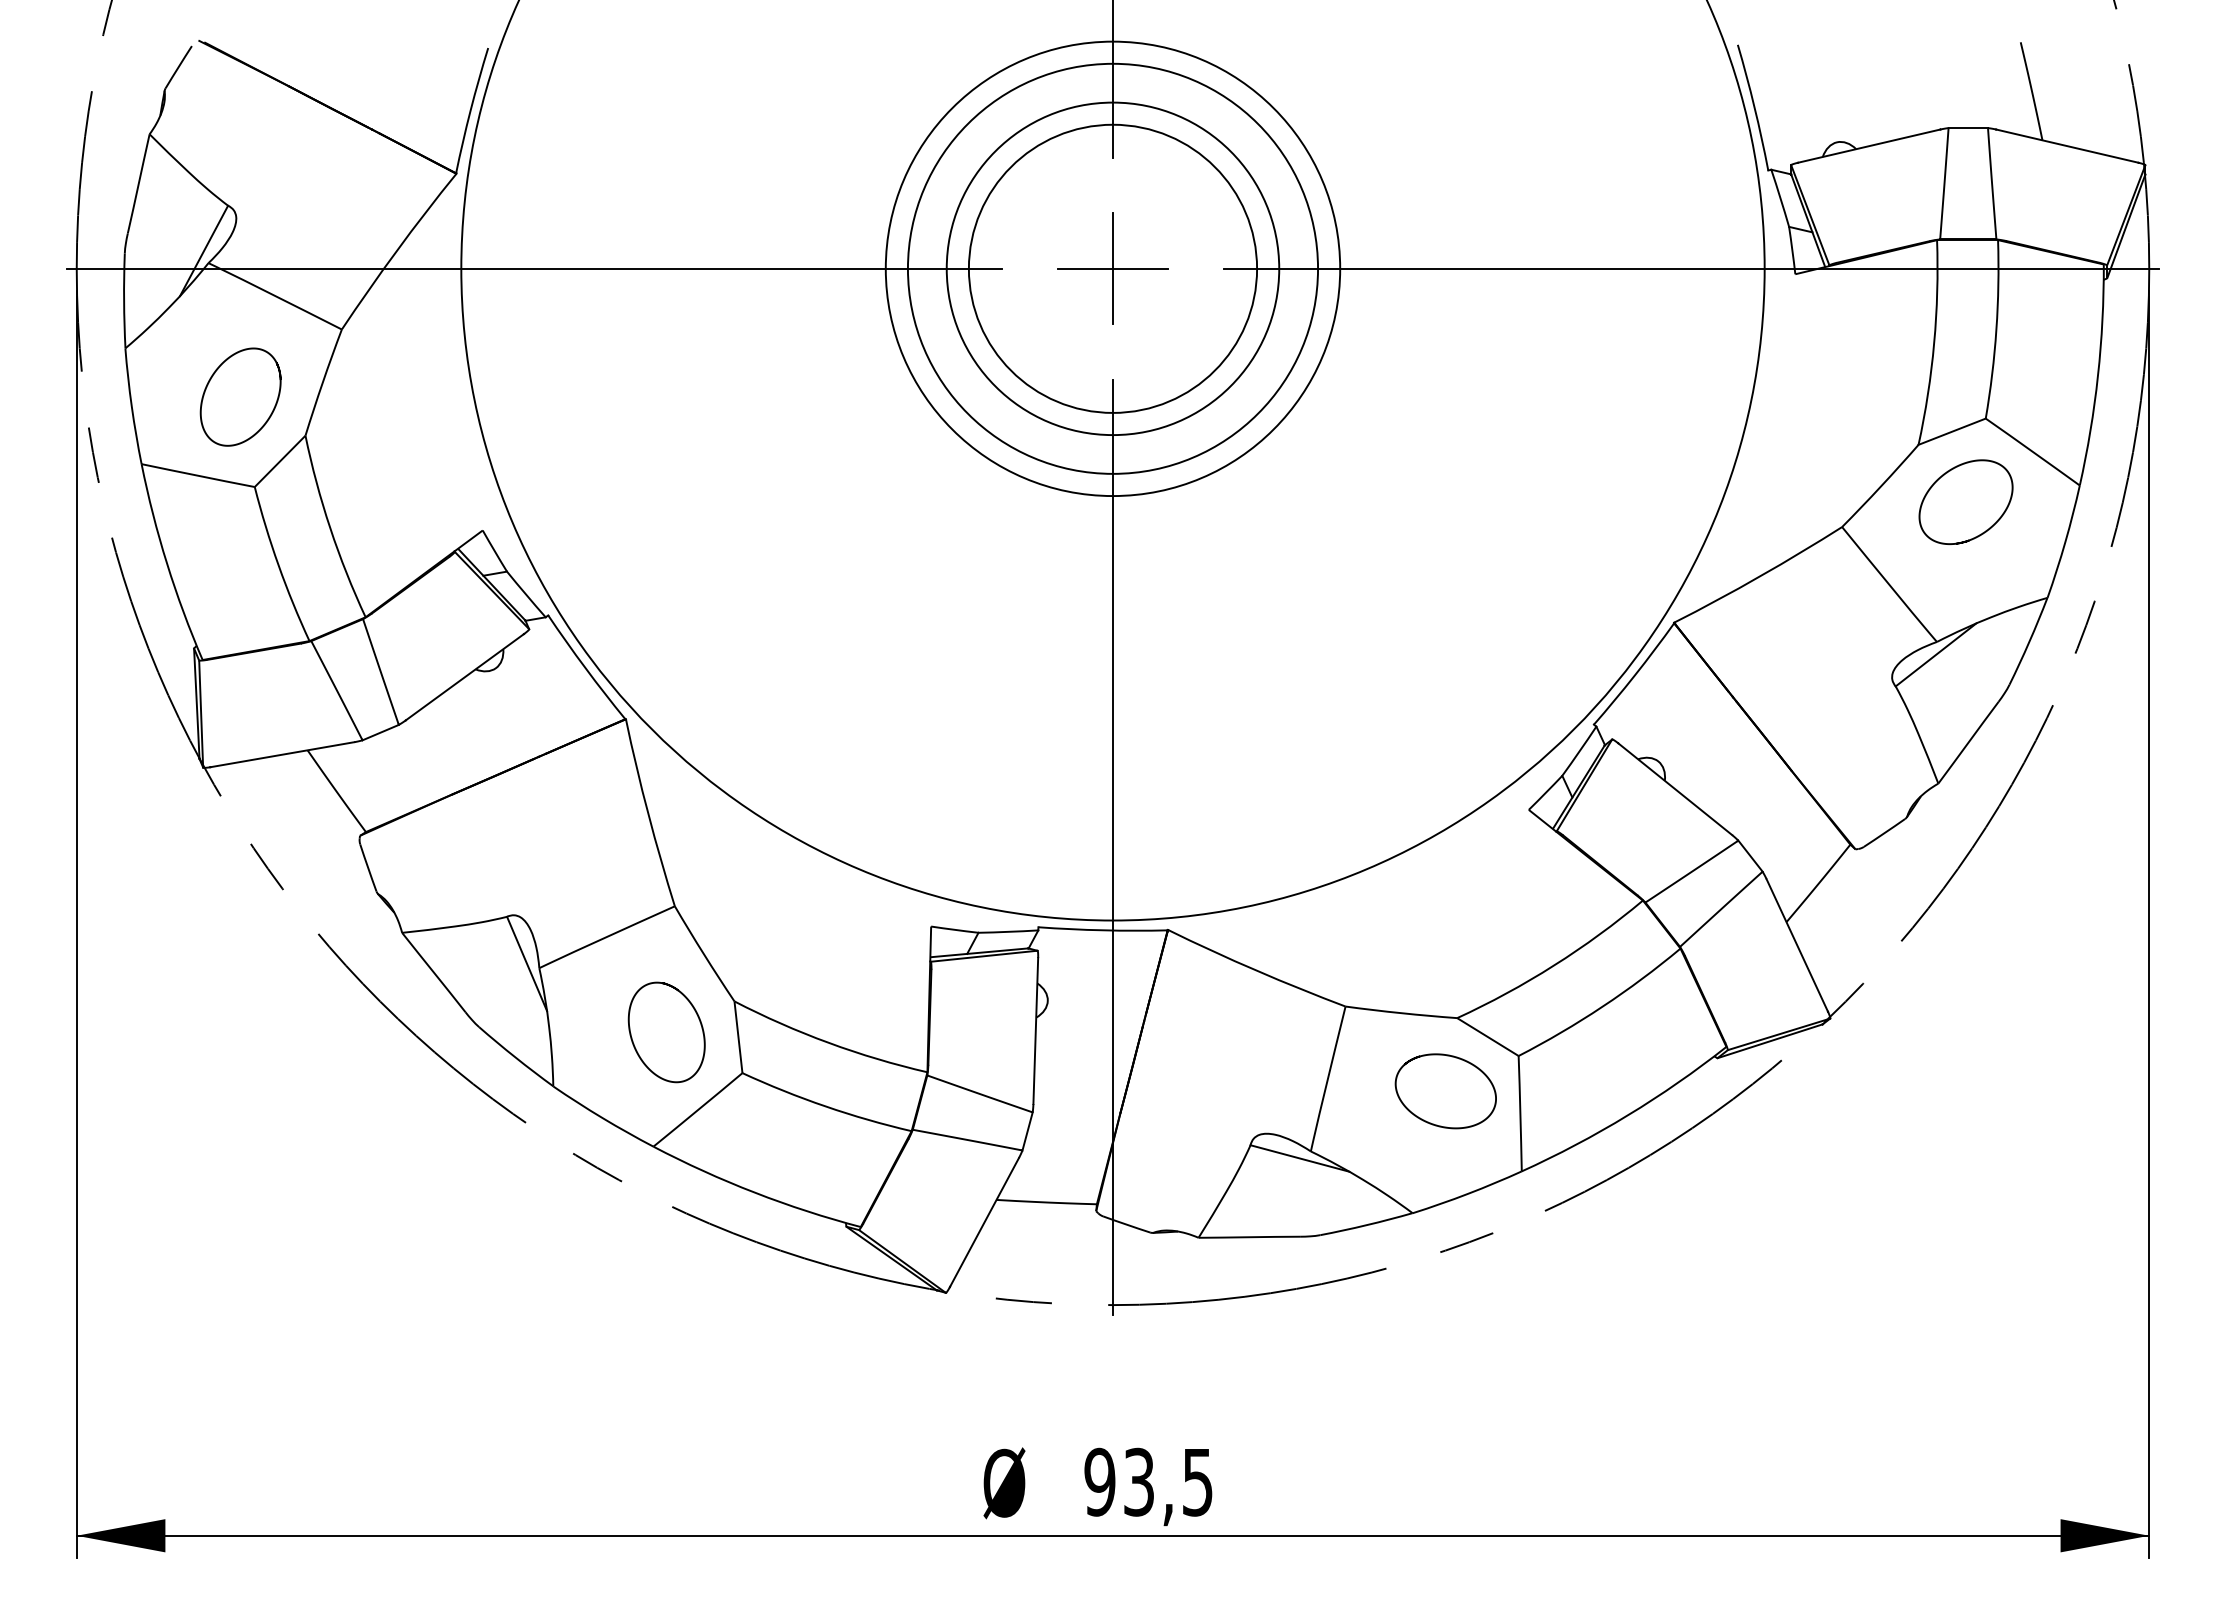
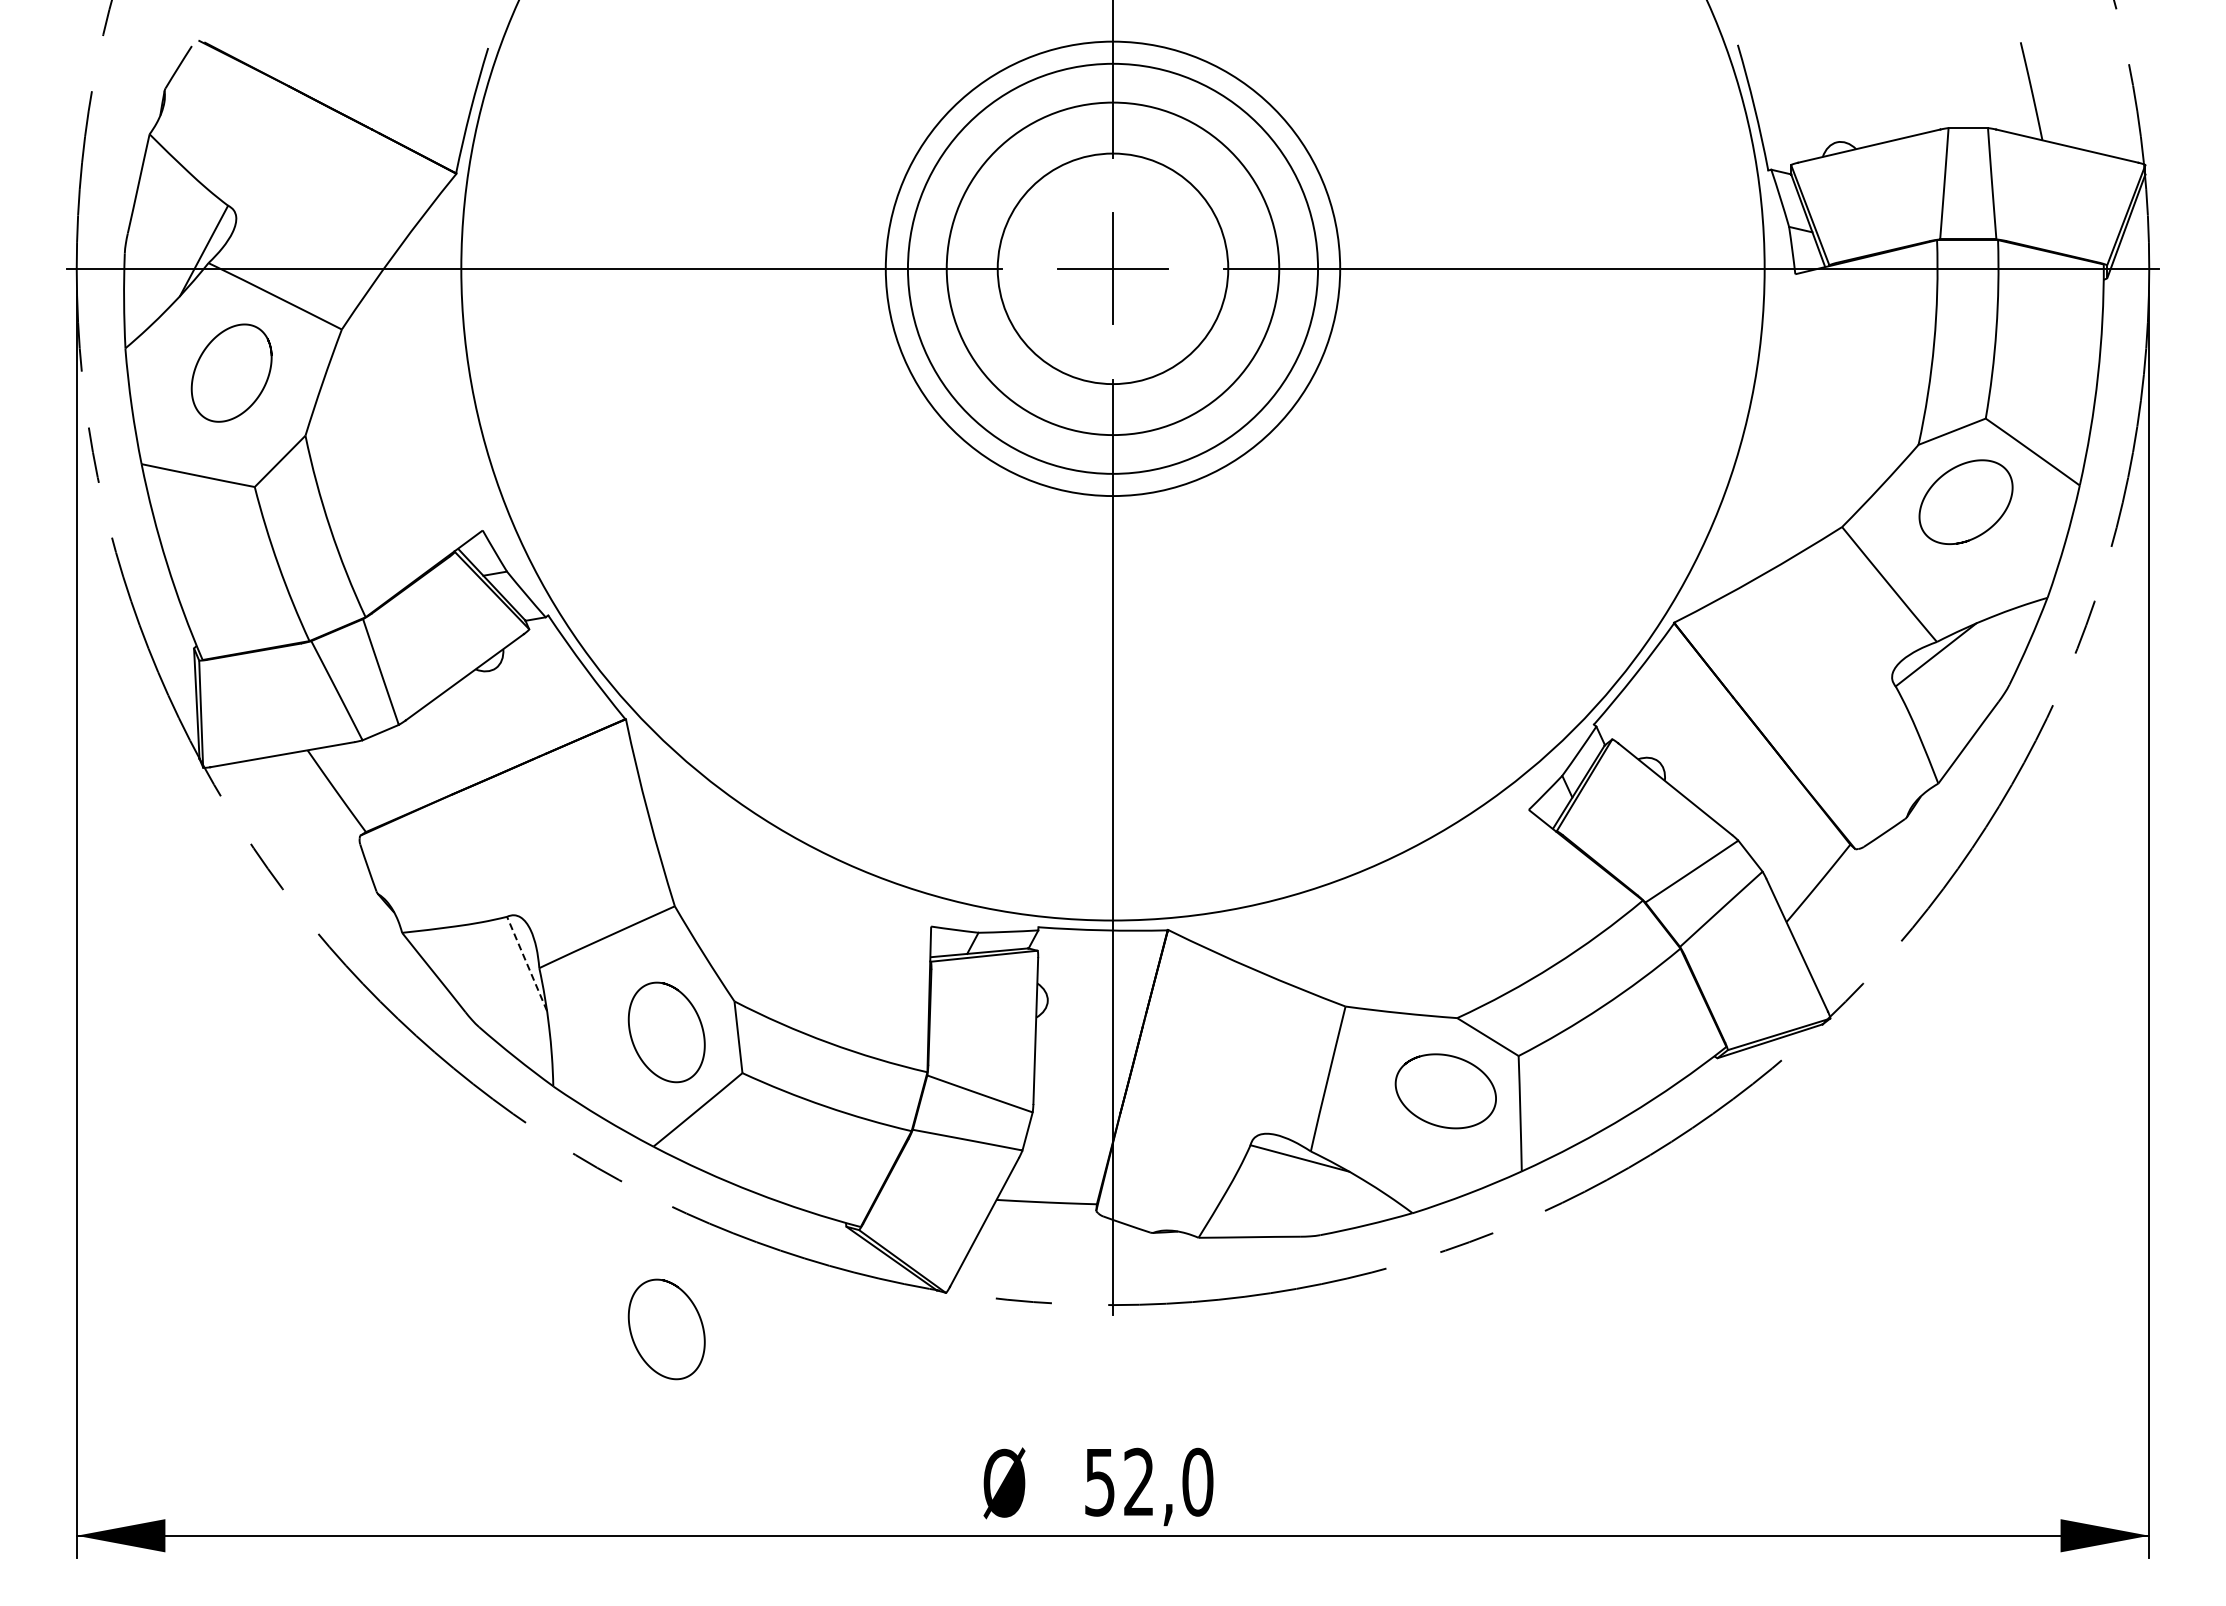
circle diameter: 288 px -> 231 px (1112, 268)
curve position: (210, 381) -> (201, 357) (201, 357)
line: solid -> dashed (526, 963)
curve: none -> present (634, 1340)
text: 93,5 -> 52,0 (1148, 1481)
